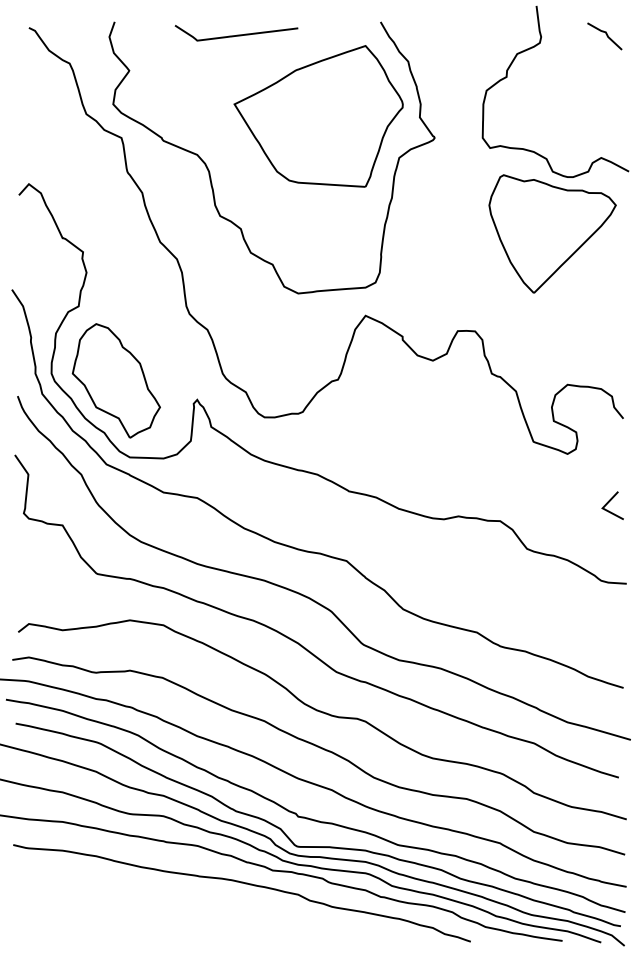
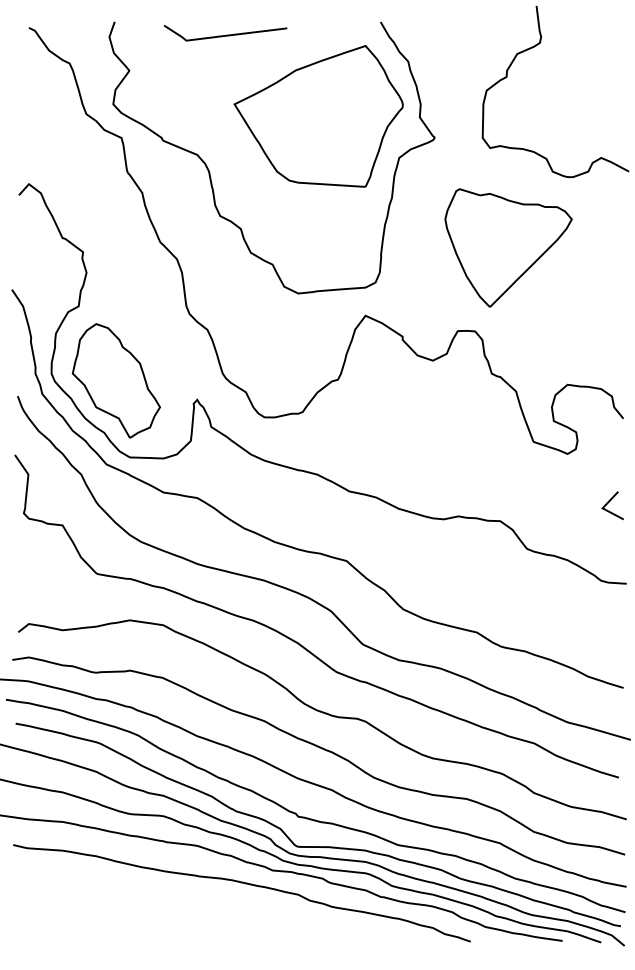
curve position: (236, 34) -> (225, 34) (225, 34)
line: present -> none (606, 36)
part position: (552, 233) -> (508, 247) (508, 247)
